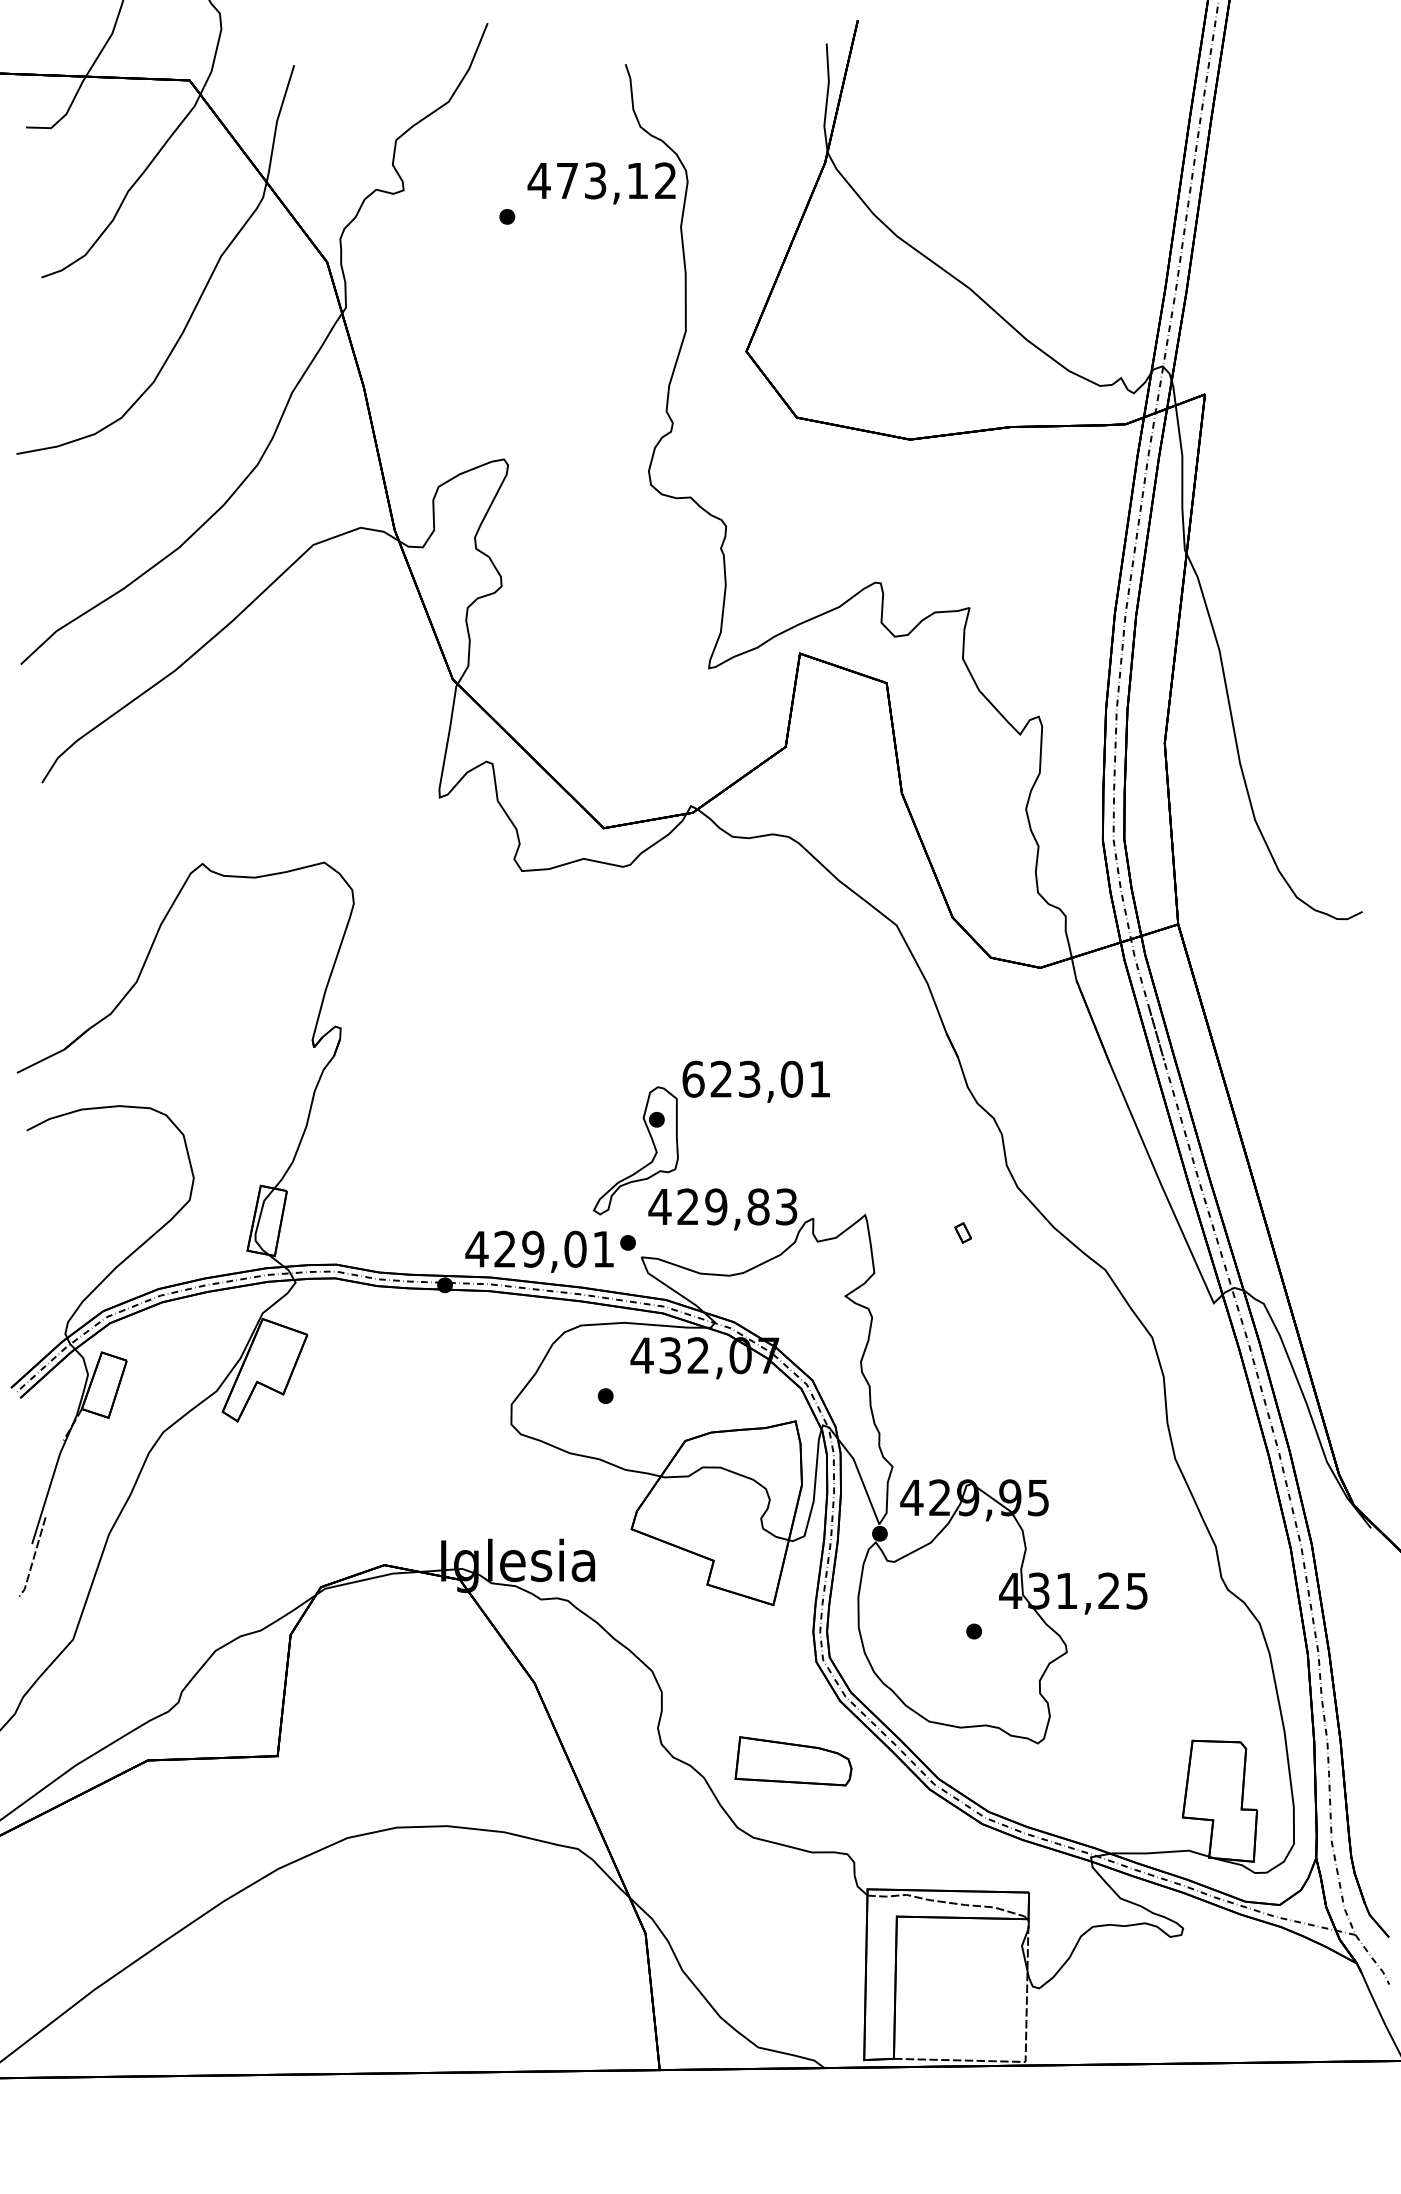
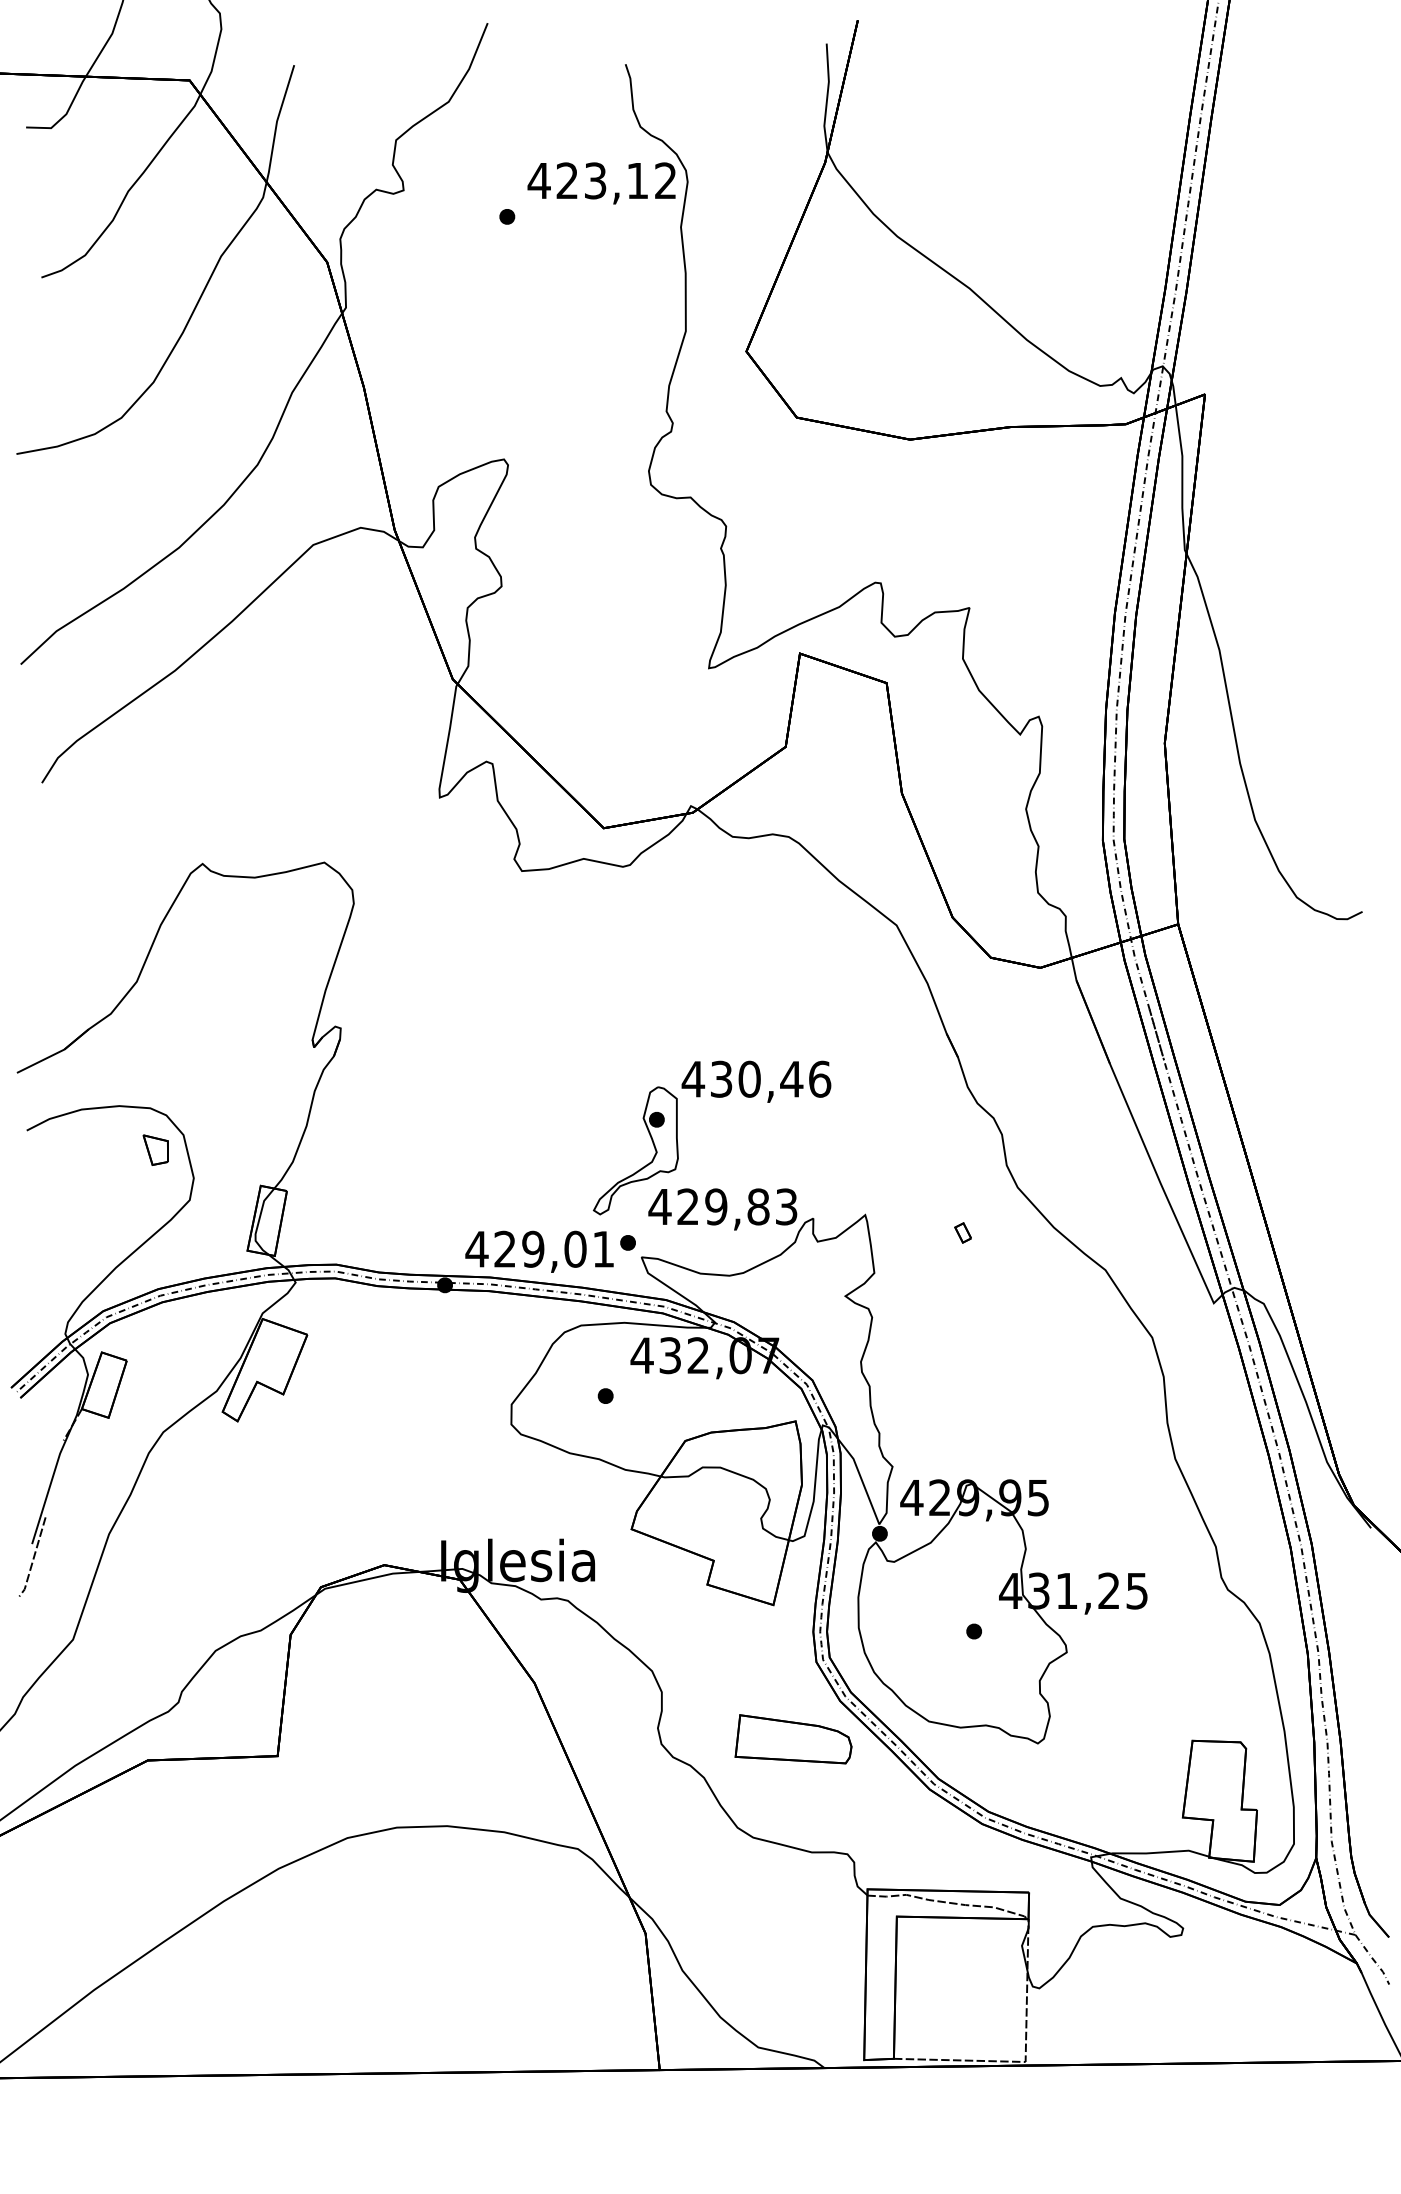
text: 473,12 -> 423,12 (566, 180)
text: 623,01 -> 430,46 (756, 1078)
part: none -> present (155, 1149)
part position: (793, 1761) -> (793, 1739) (793, 1739)
